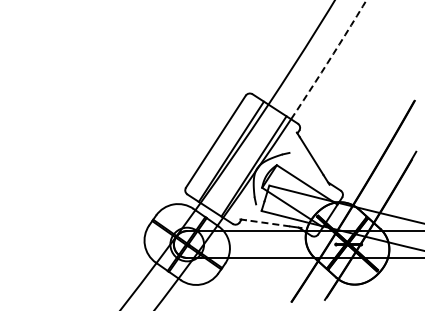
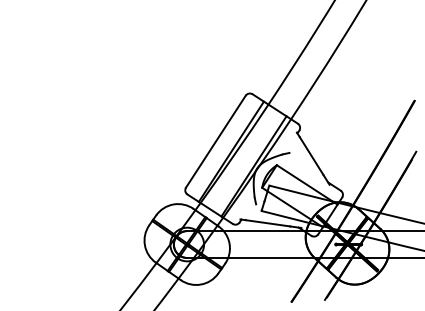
arc: dashed -> solid (329, 59)
line: dashed -> solid (267, 223)
